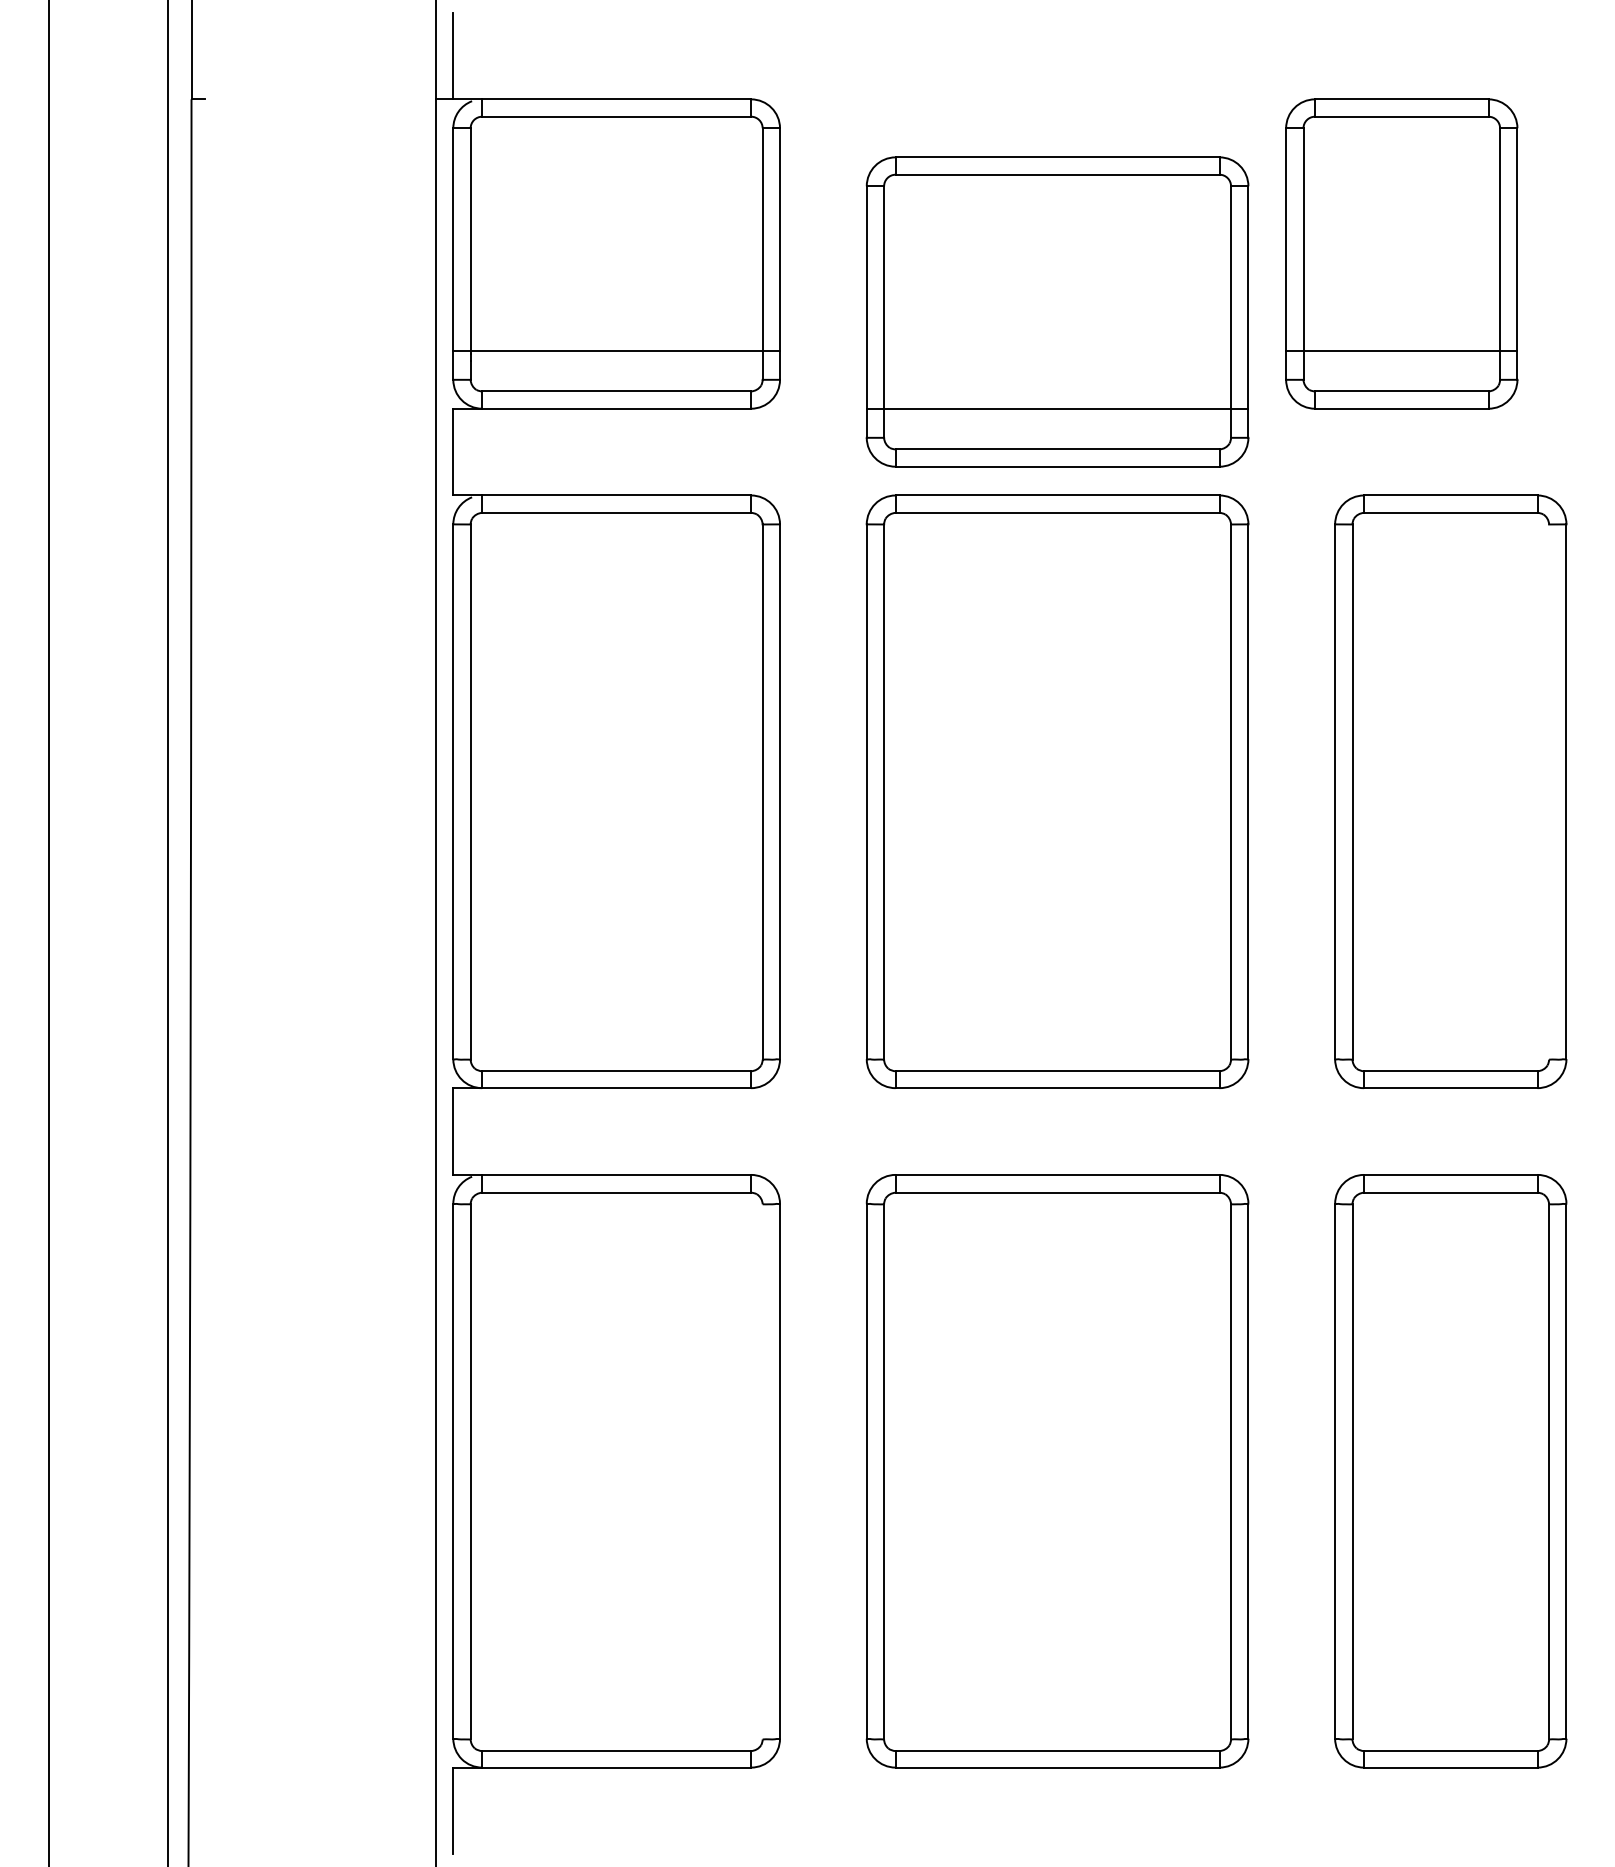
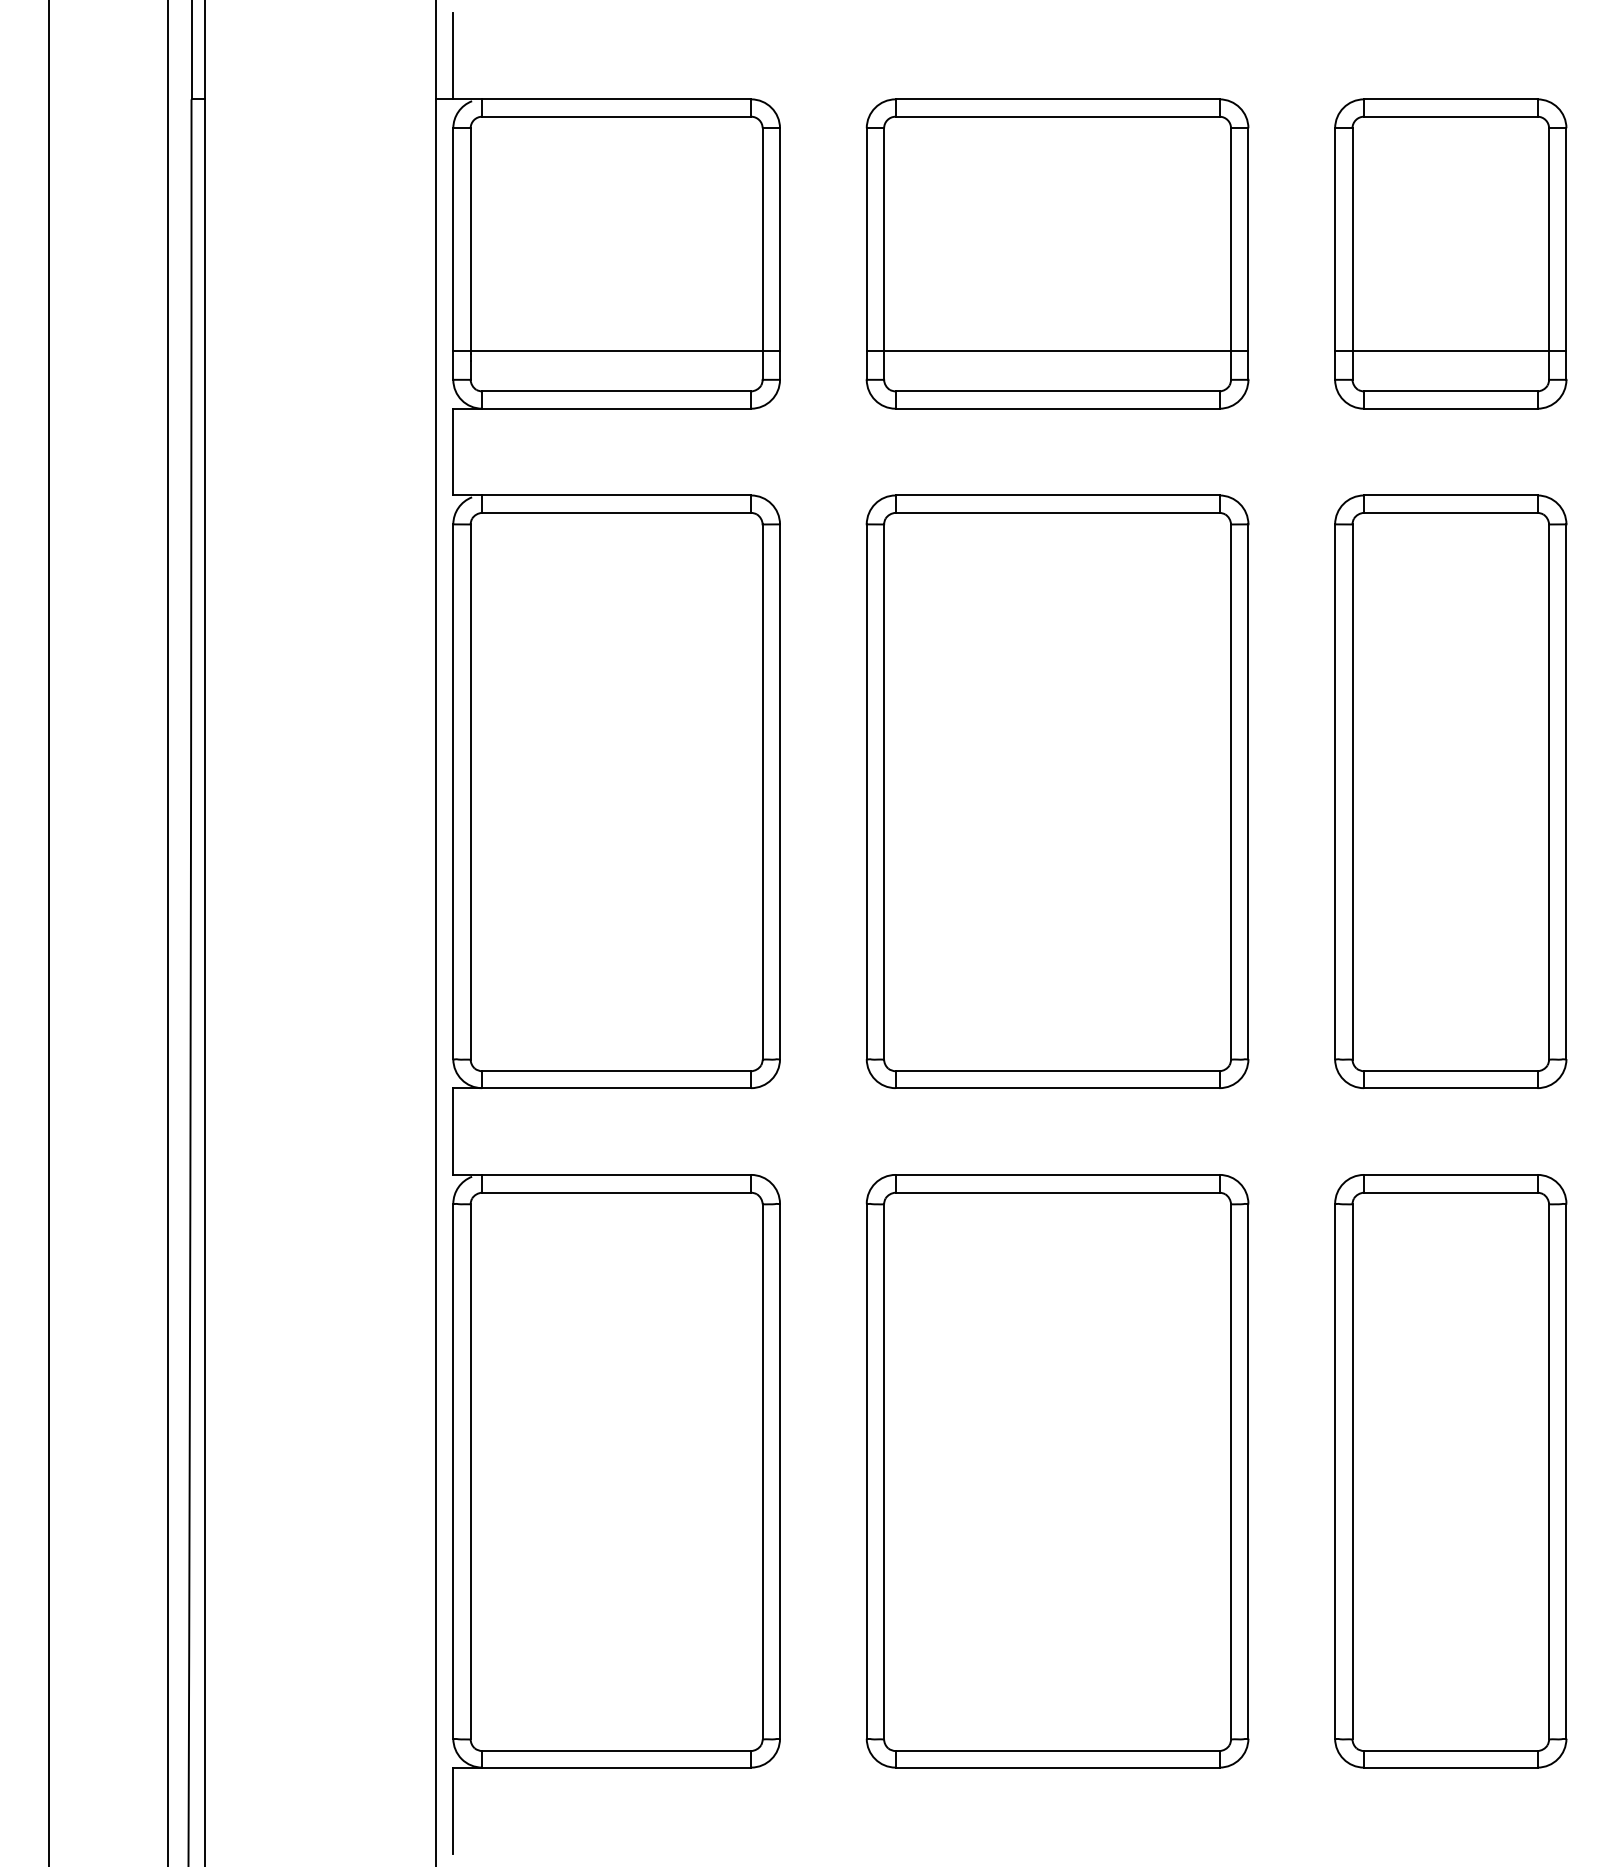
part position: (1401, 253) -> (1450, 253) (1450, 253)
part position: (1057, 311) -> (1057, 253) (1057, 253)
line: none -> present (1549, 791)
line: none -> present (204, 932)
line: none -> present (762, 1471)
